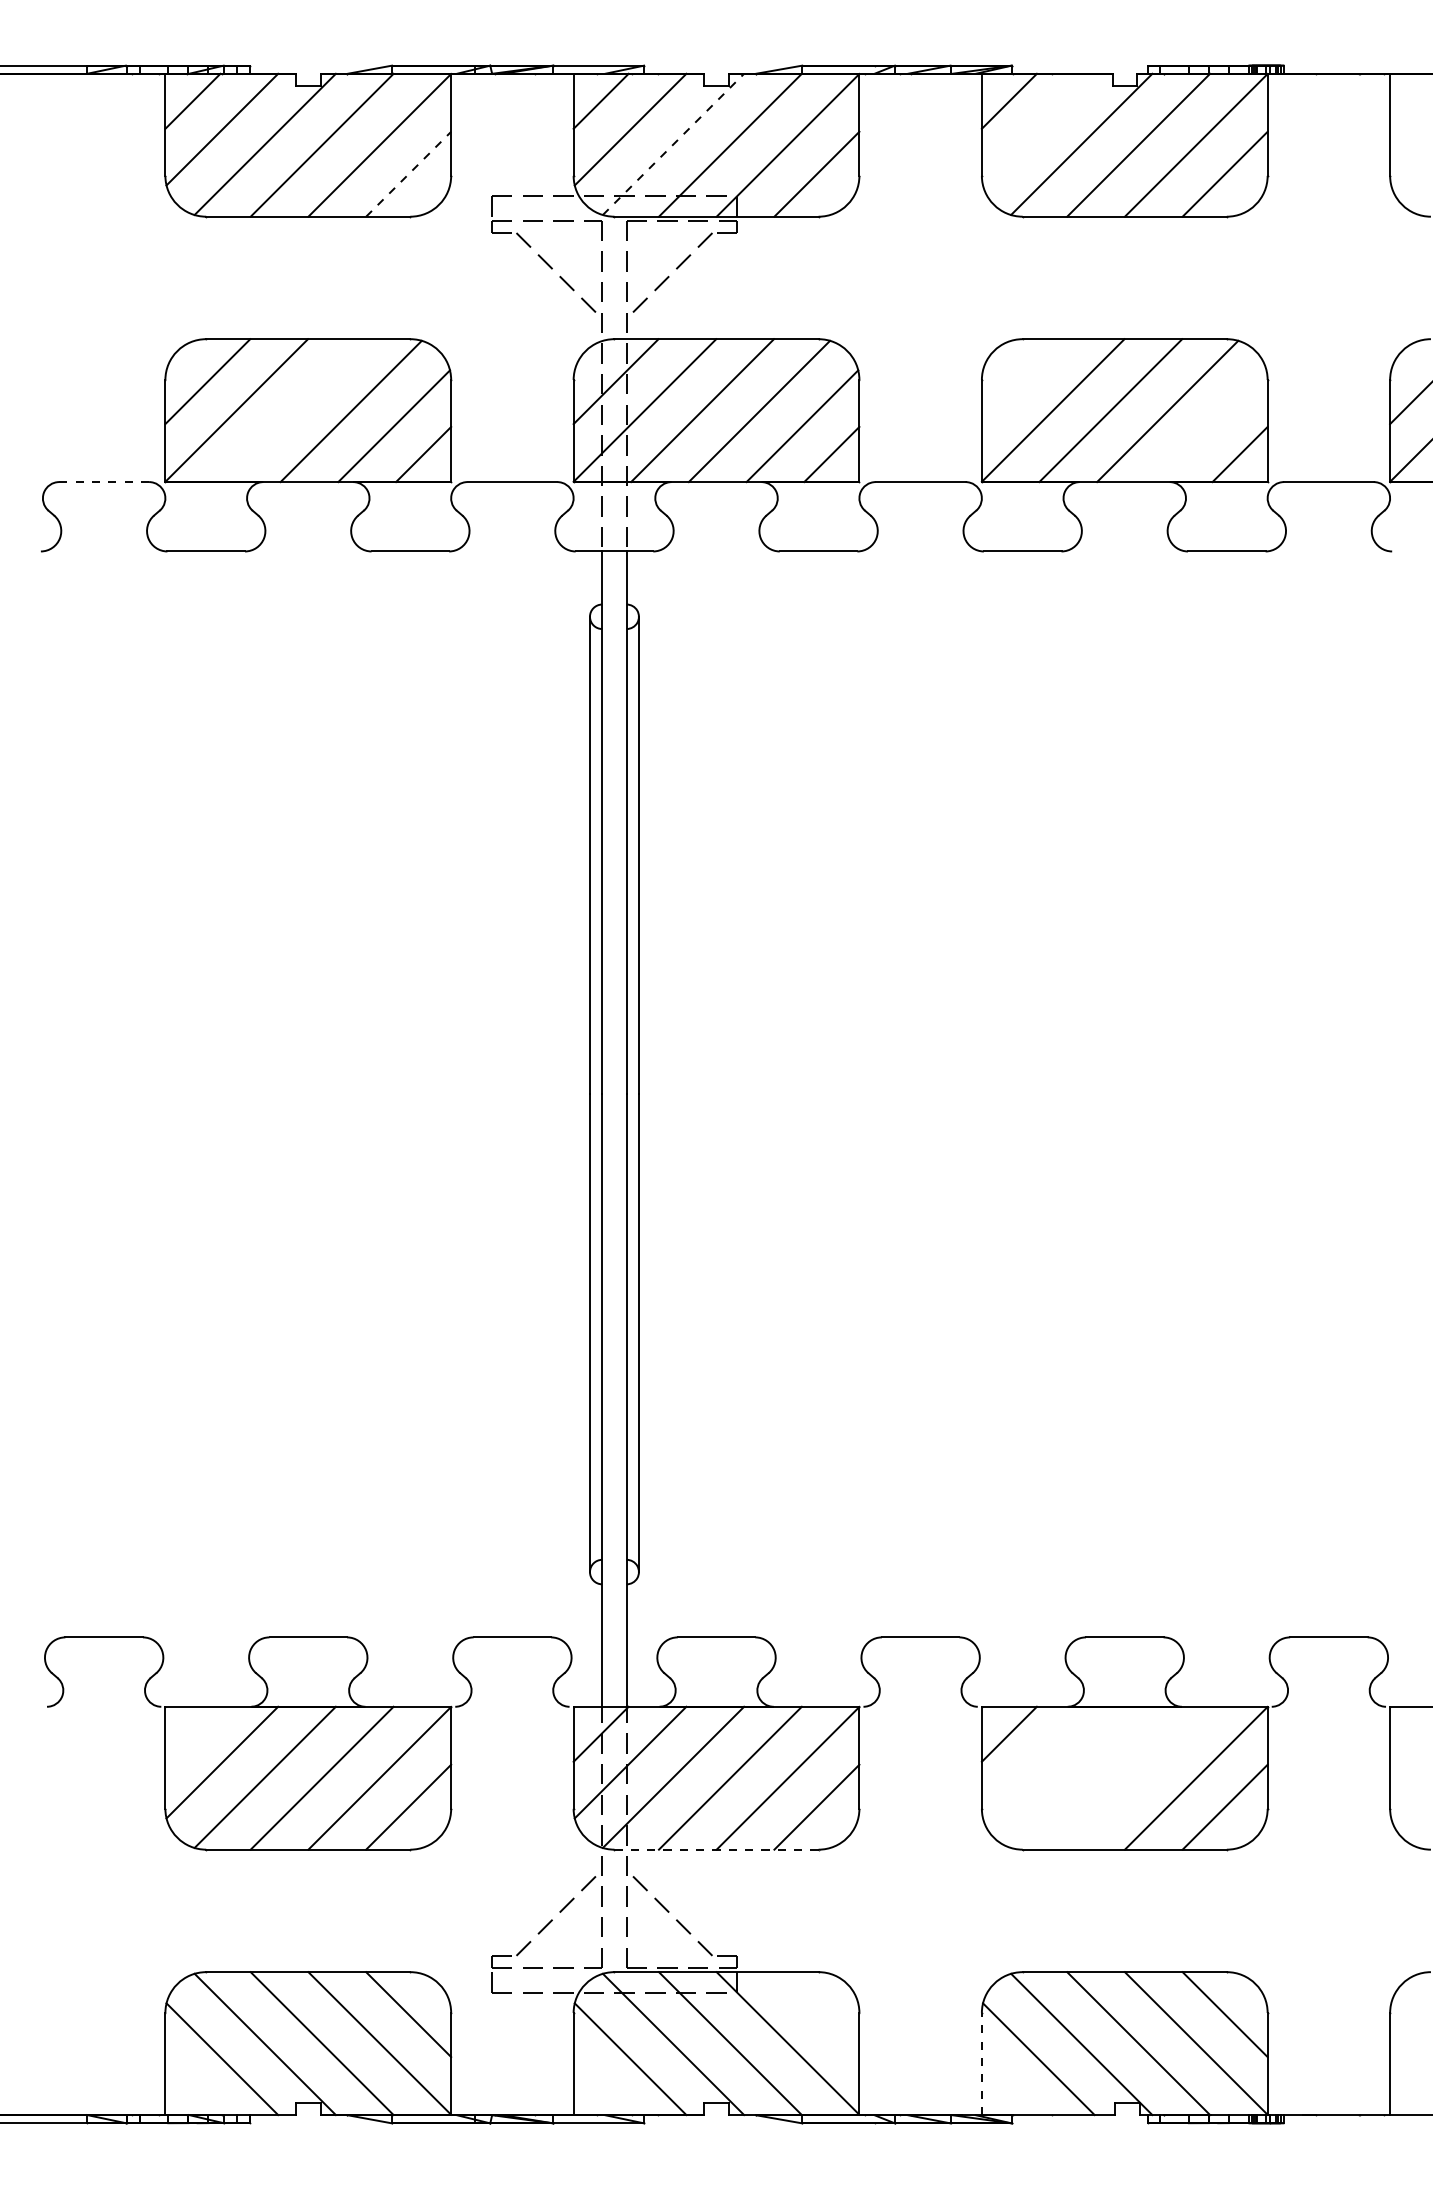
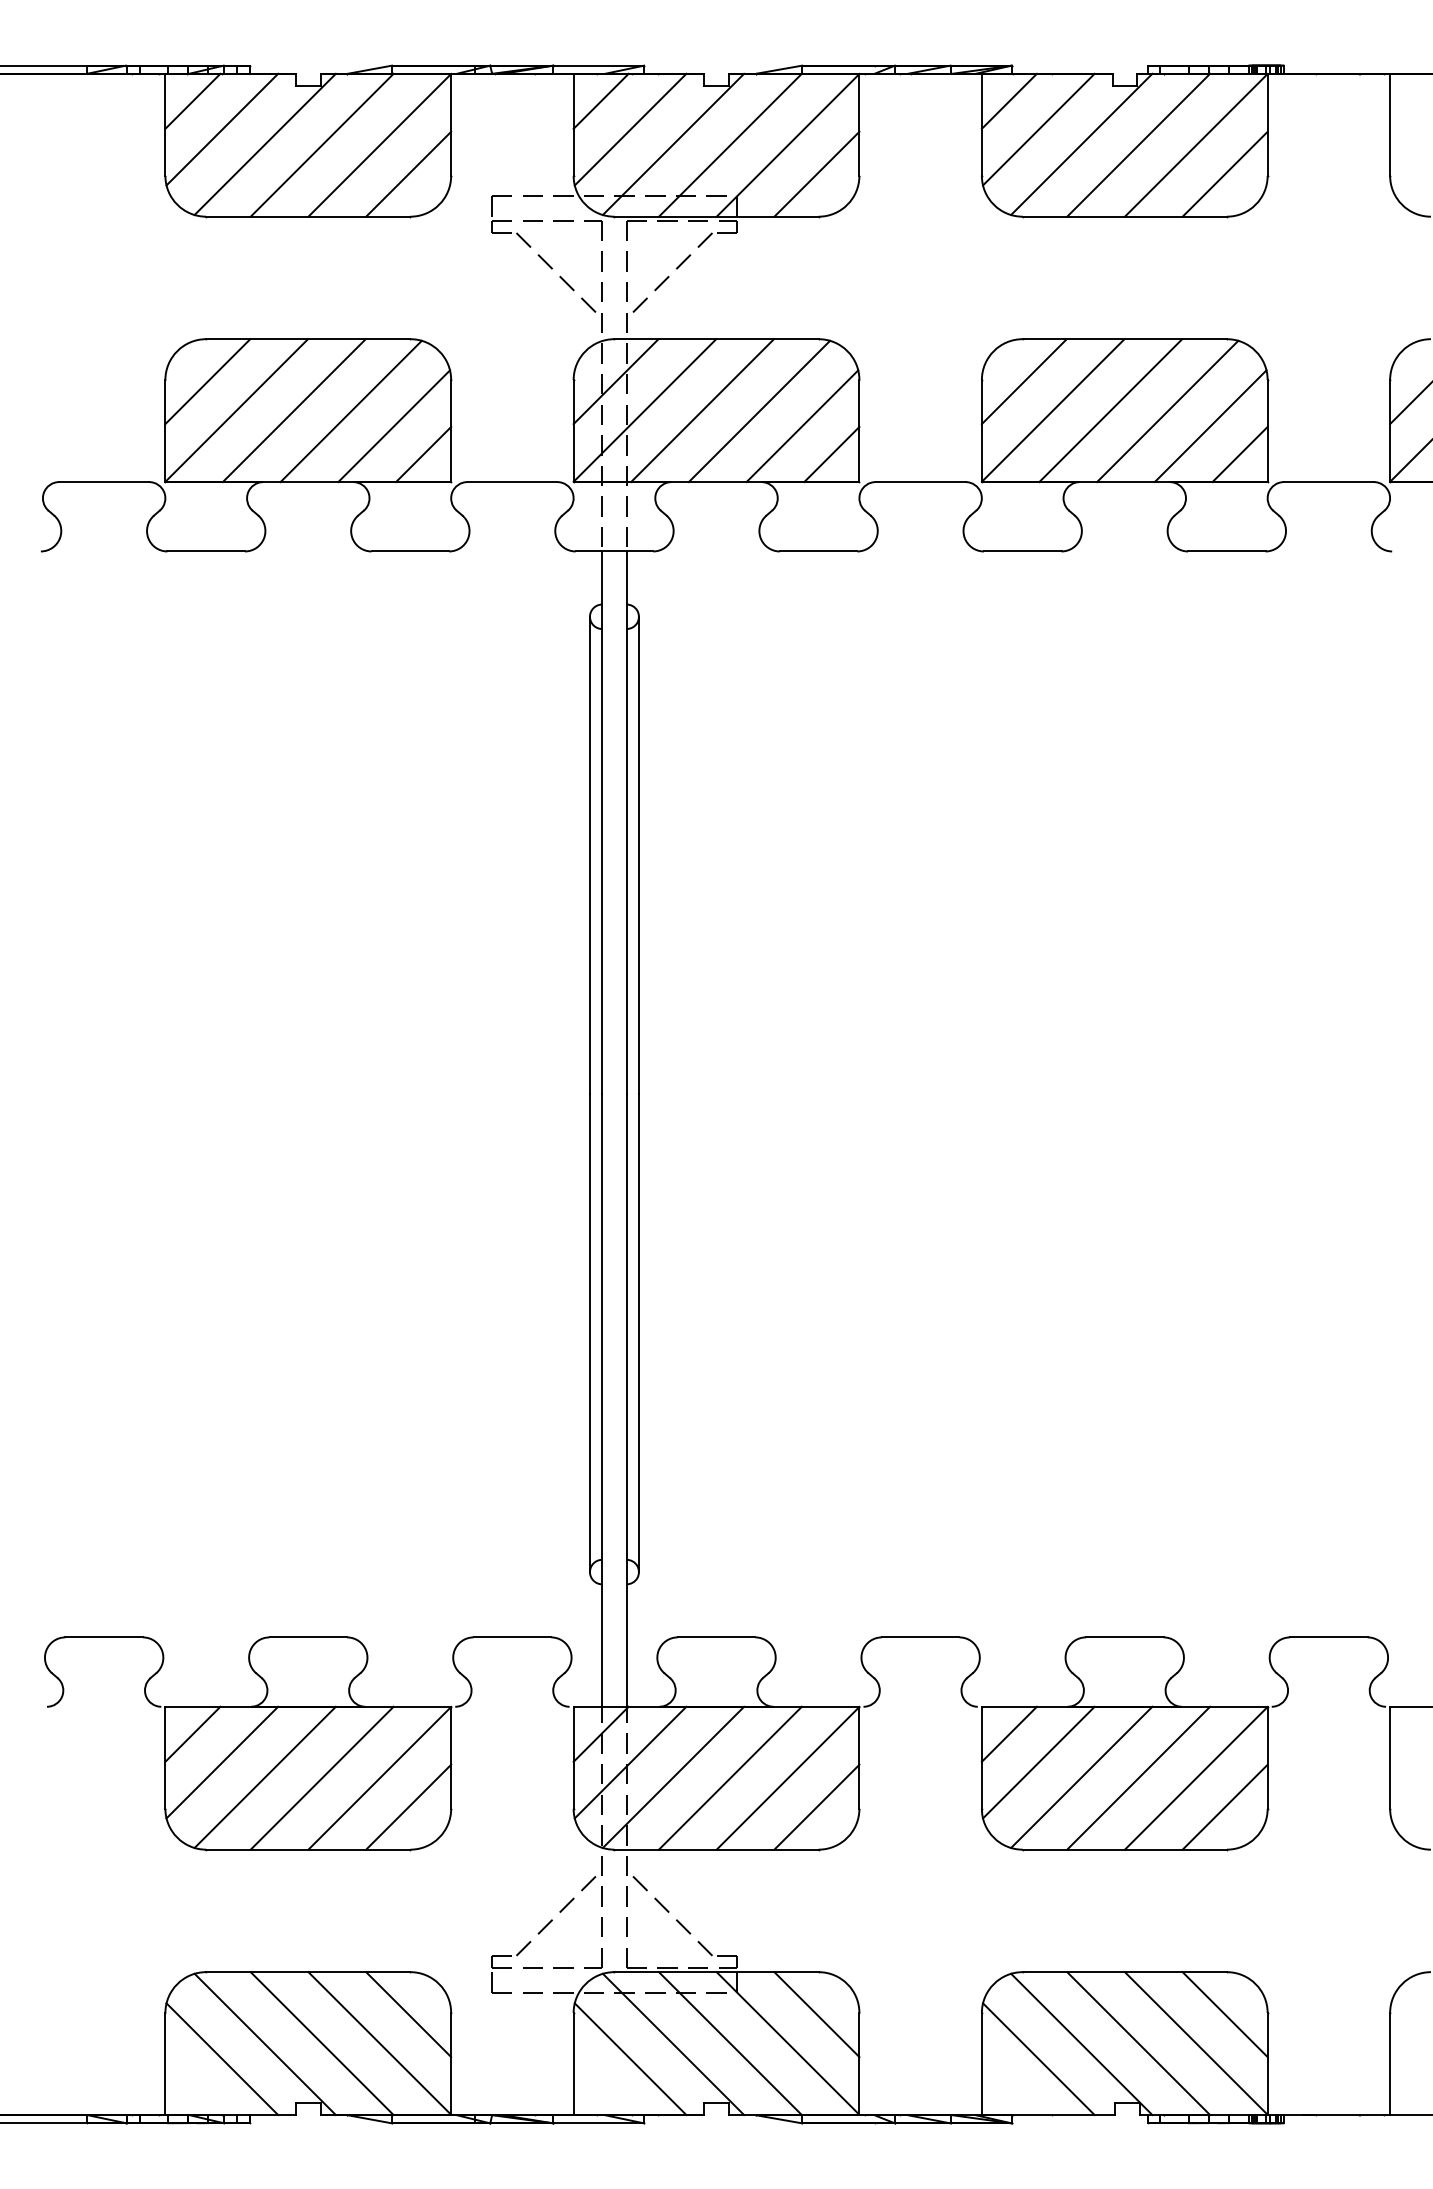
line: none -> present (1038, 129)
line: dashed -> solid (673, 144)
line: dashed -> solid (409, 173)
line: none -> present (1023, 381)
line: none -> present (293, 410)
line: none -> present (1210, 426)
line: dashed -> solid (104, 482)
line: none -> present (192, 1733)
line: none -> present (1038, 1762)
line: none -> present (1081, 1776)
line: none -> present (1138, 1777)
line: dashed -> solid (717, 1849)
line: none -> present (816, 2014)
line: dashed -> solid (981, 2063)
